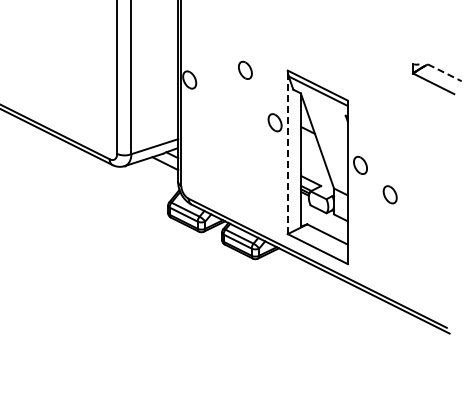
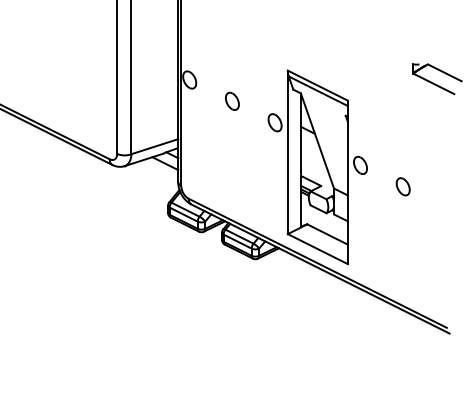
part position: (245, 69) -> (232, 100) (232, 100)
line: dashed -> solid (444, 72)
line: dashed -> solid (287, 152)
part position: (389, 194) -> (402, 186) (402, 186)
